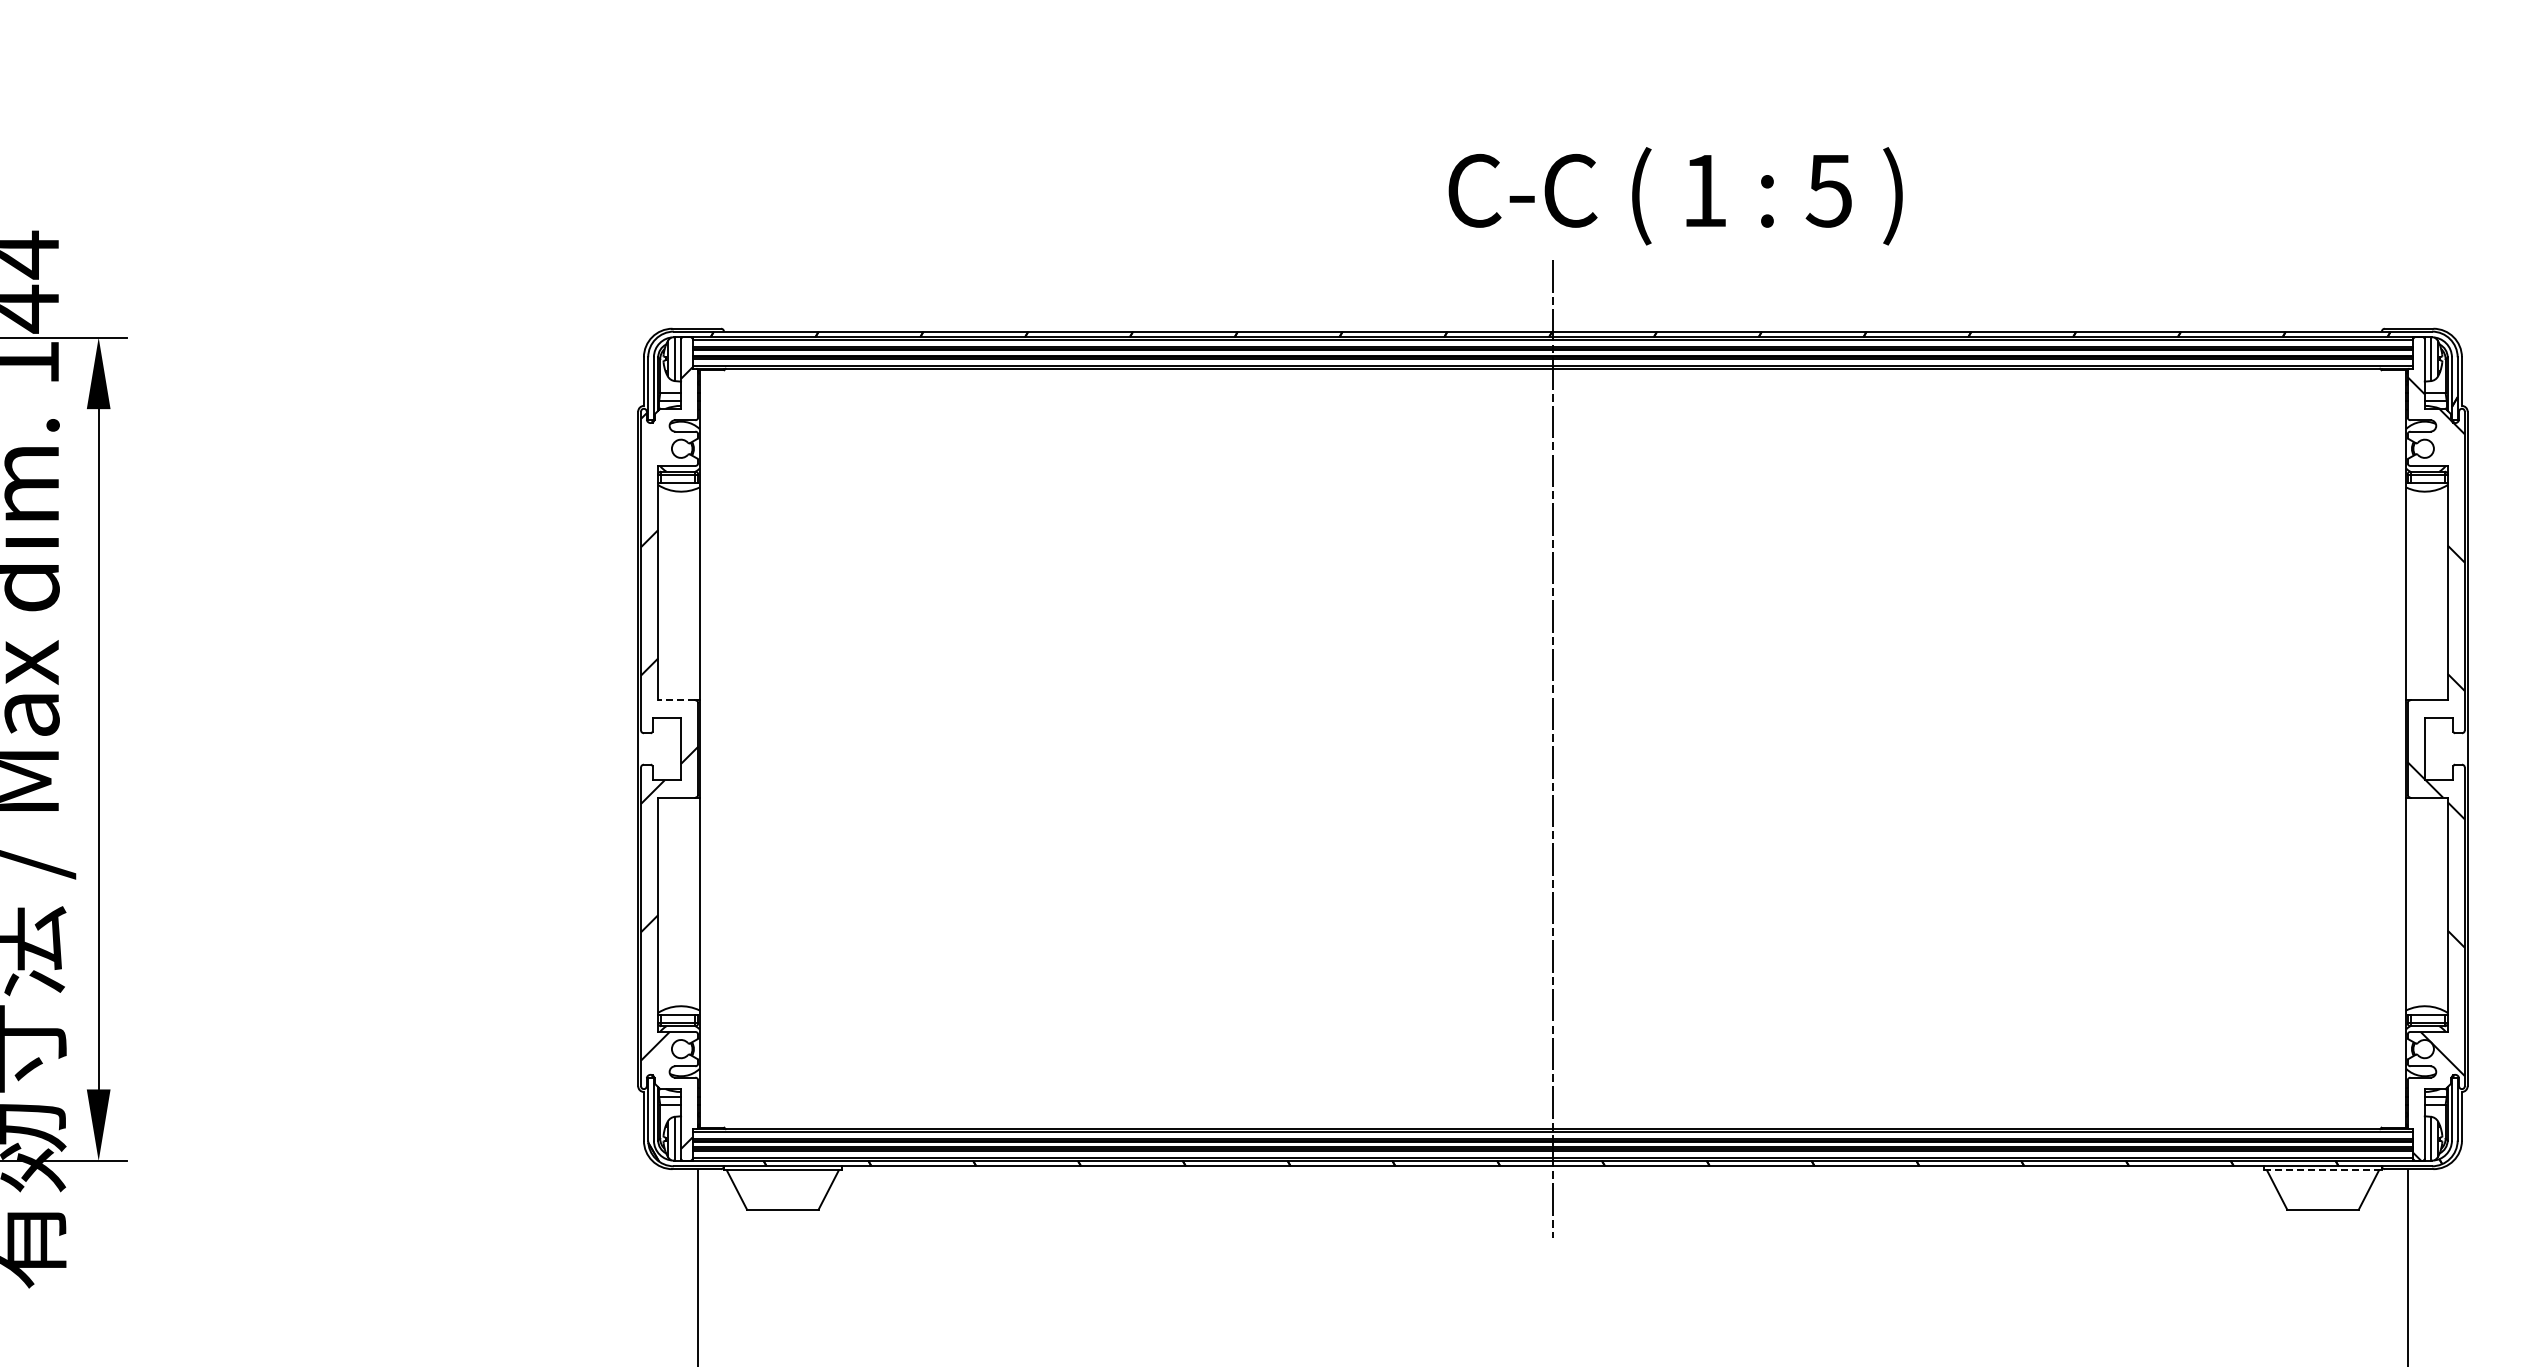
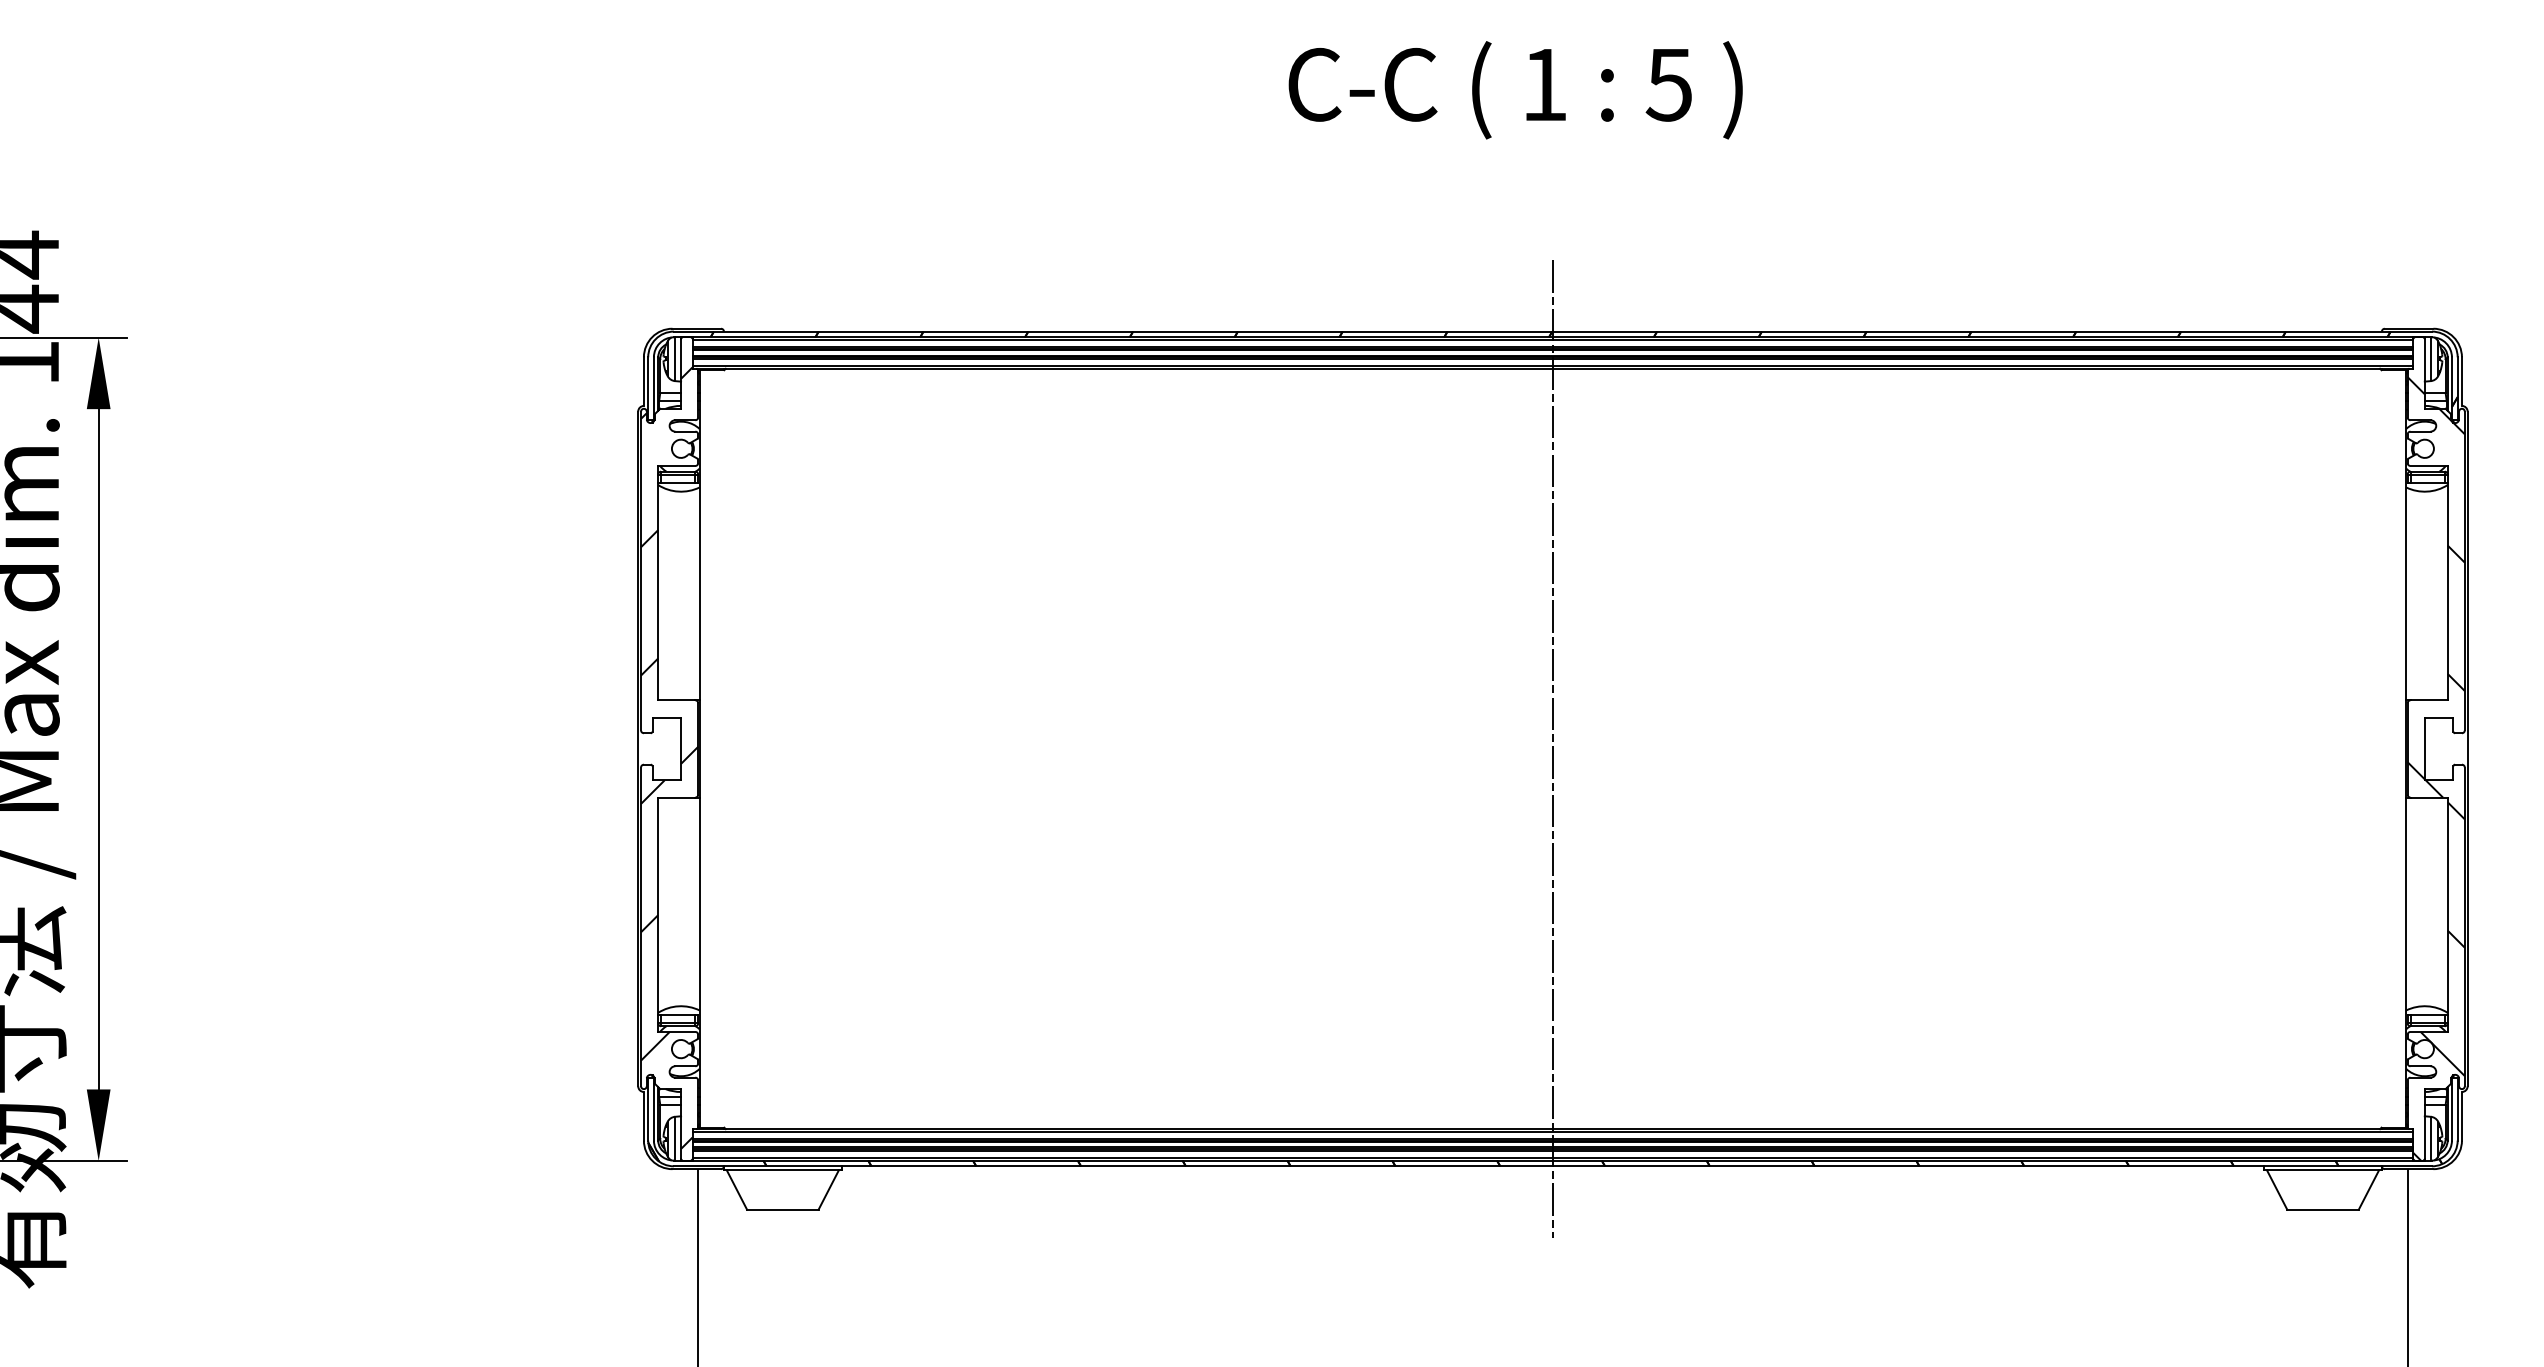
text position: (1675, 196) -> (1515, 90) (1515, 90)
line: dashed -> solid (676, 700)
line: dashed -> solid (2323, 1170)
